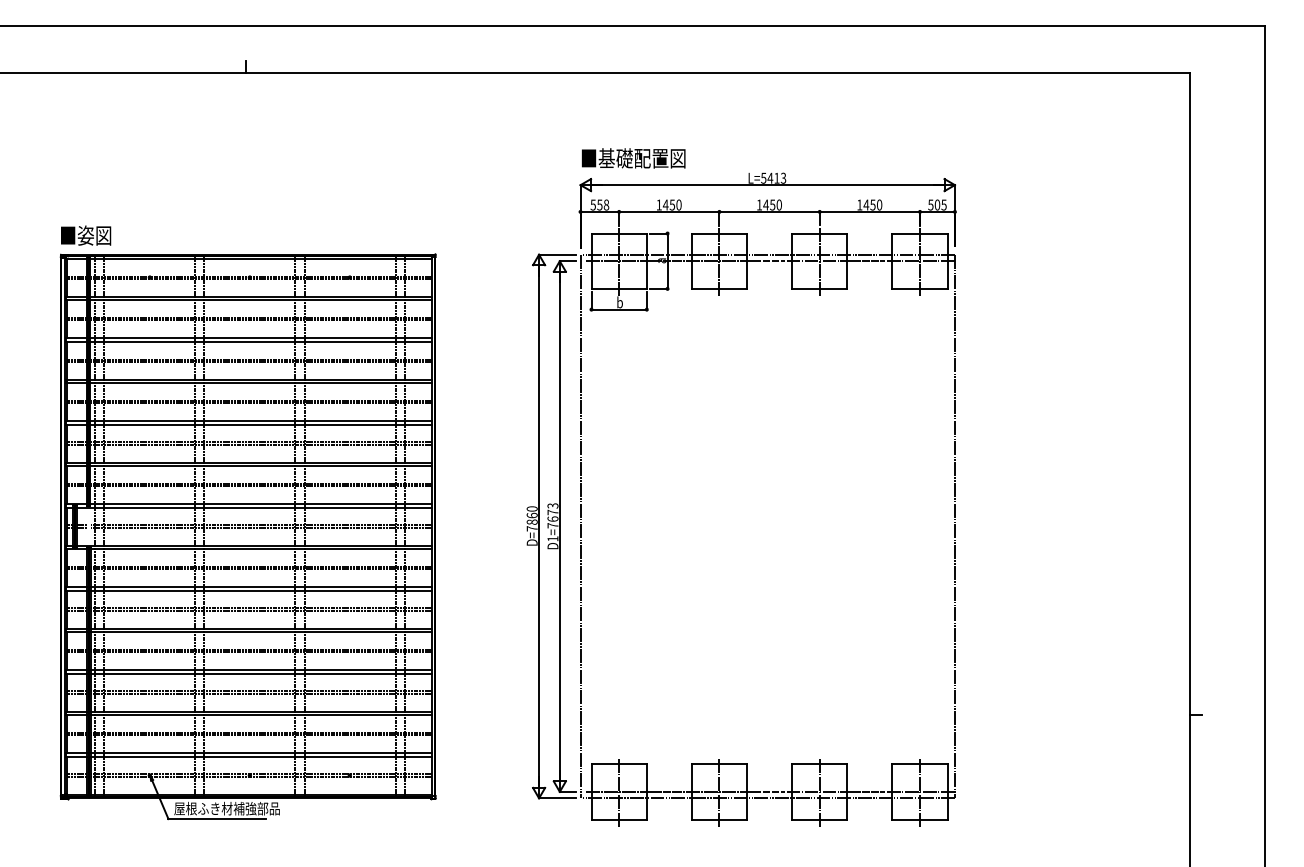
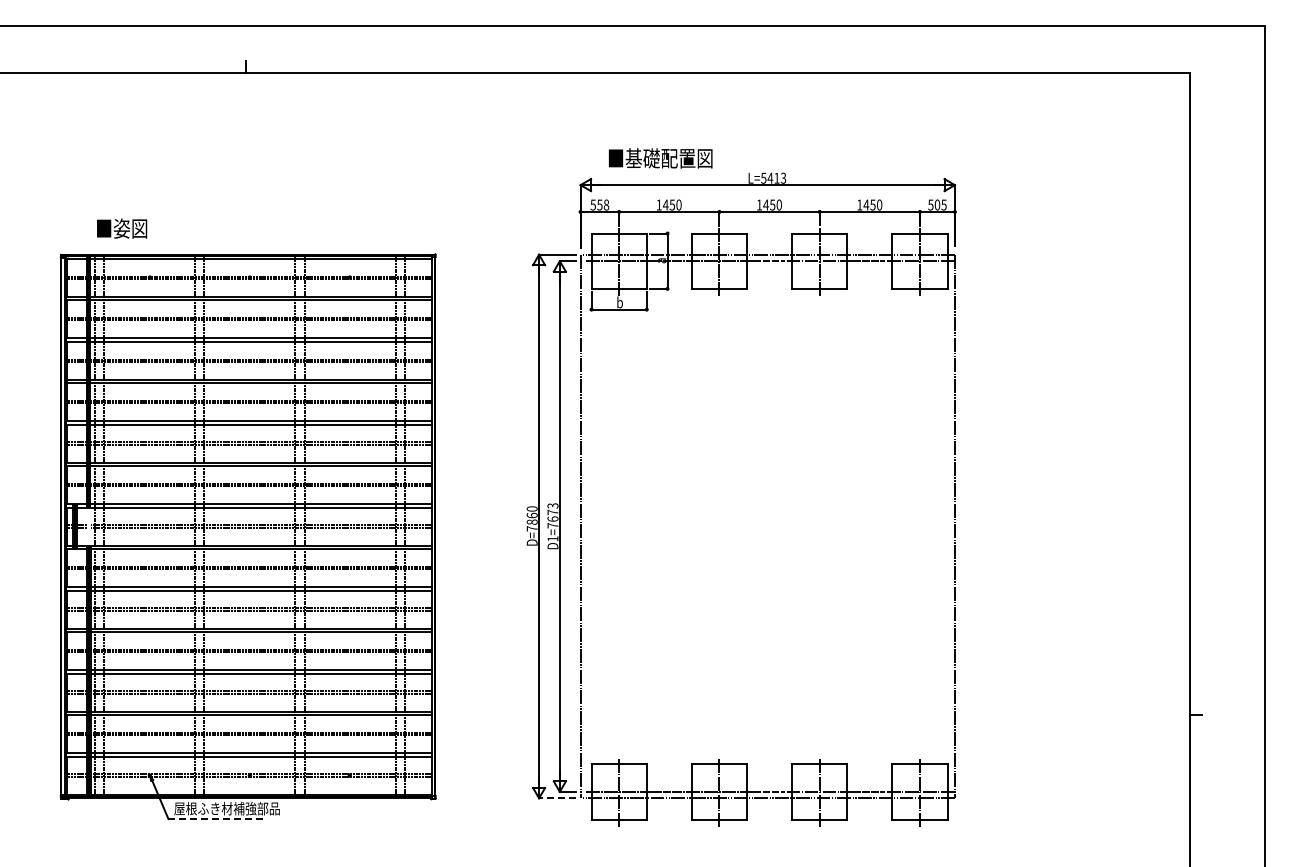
text position: (633, 158) -> (660, 158) (660, 158)
text position: (86, 235) -> (122, 228) (122, 228)
line: solid -> dashed (557, 798)
line: solid -> dashed (217, 819)
